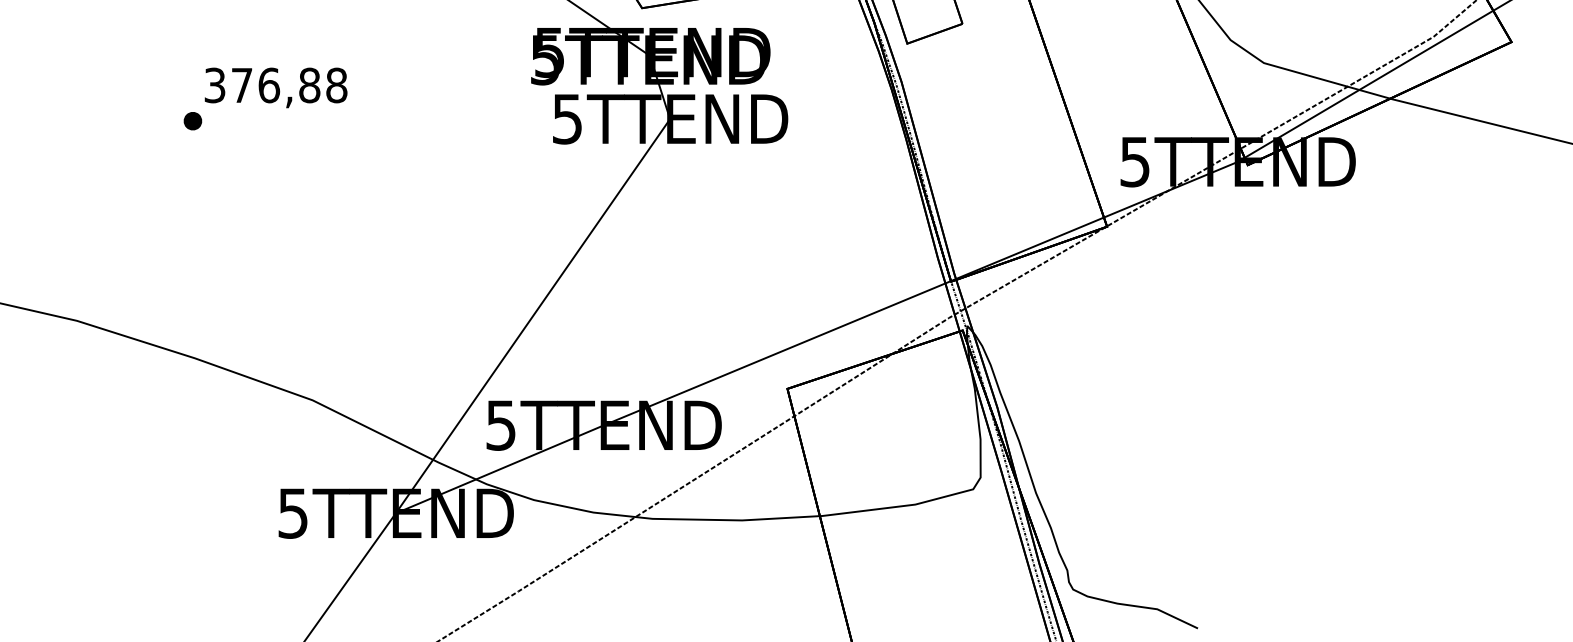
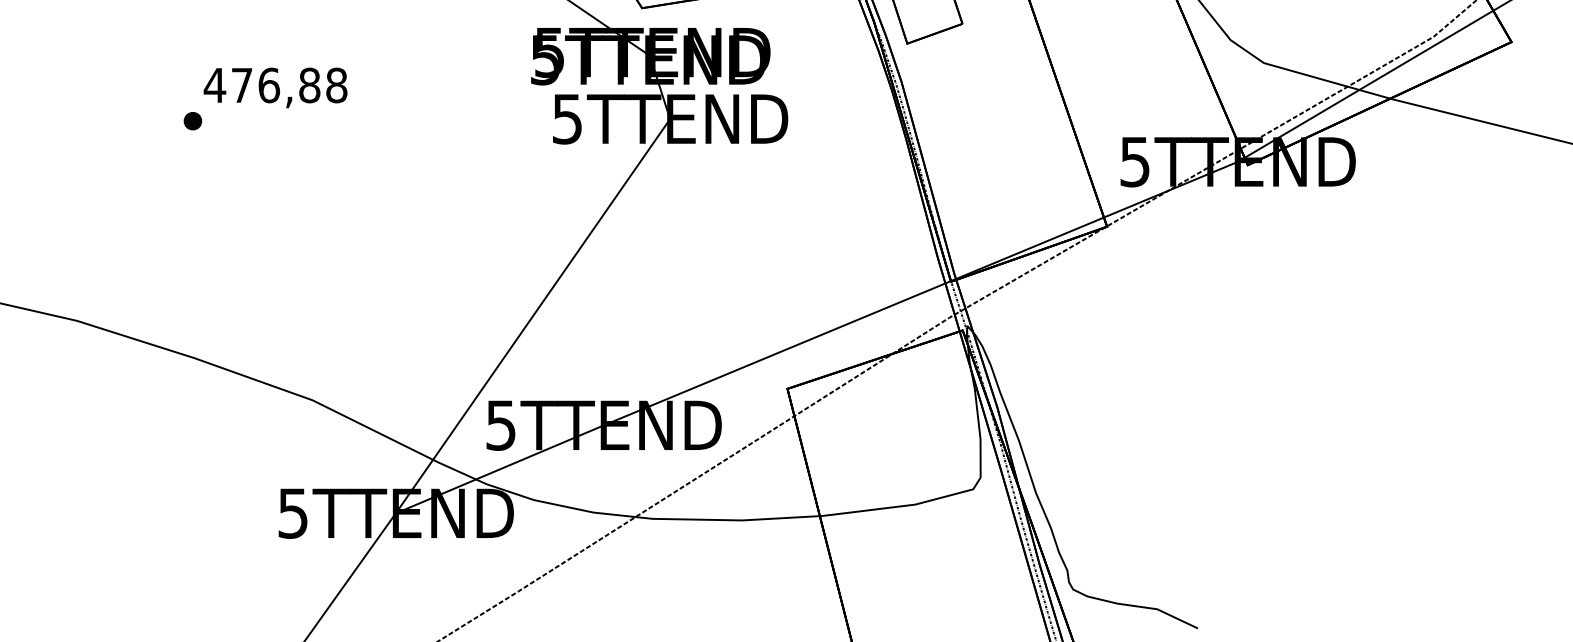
text: 376,88 -> 476,88 (214, 85)
